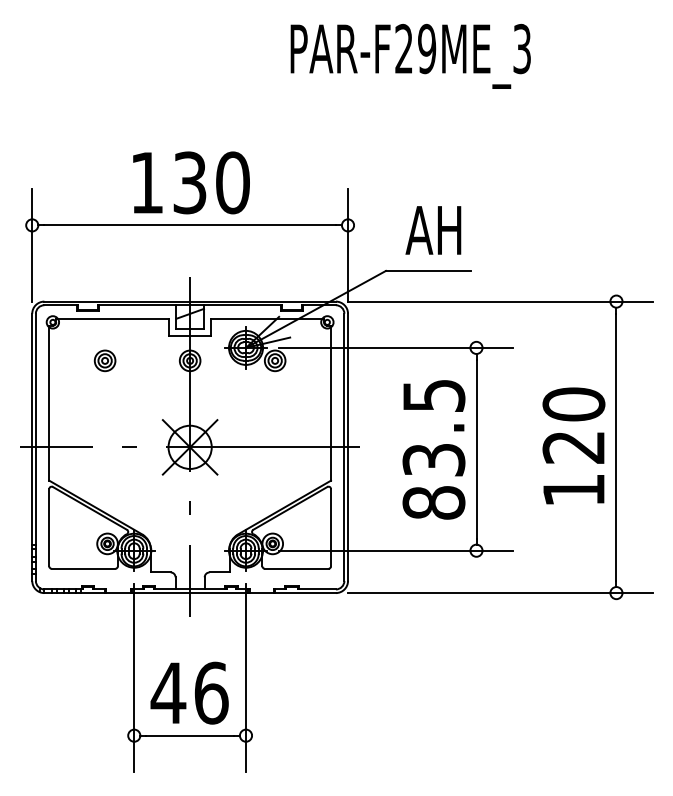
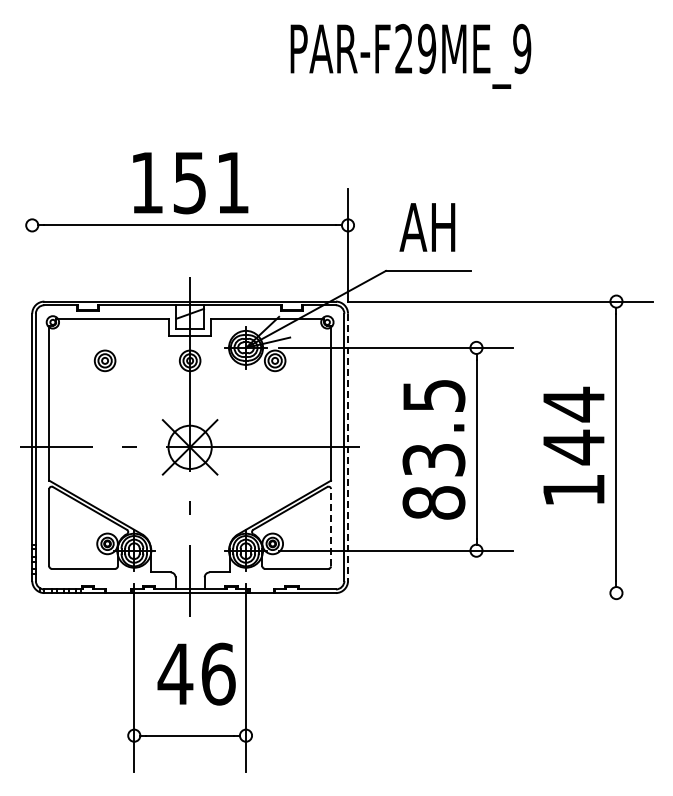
text: PAR-F29ME_3 -> PAR-F29ME_9 (522, 48)
text: 130 -> 151 (211, 182)
text position: (433, 230) -> (427, 227) (427, 227)
line: present -> none (32, 244)
text: 120 -> 144 (573, 425)
line: solid -> dashed (348, 447)
line: solid -> dashed (331, 527)
line: present -> none (500, 593)
text position: (189, 692) -> (196, 673) (196, 673)
